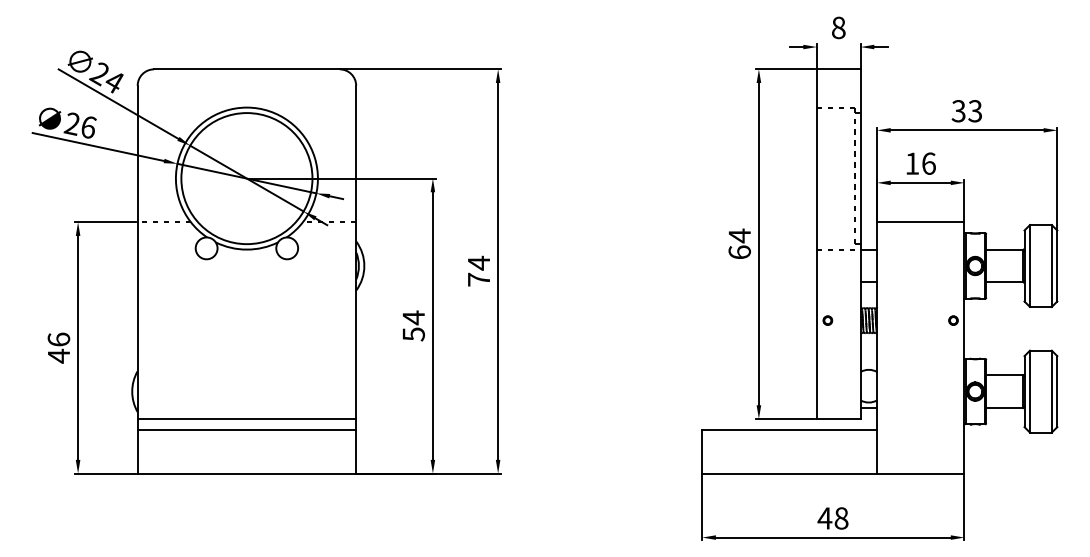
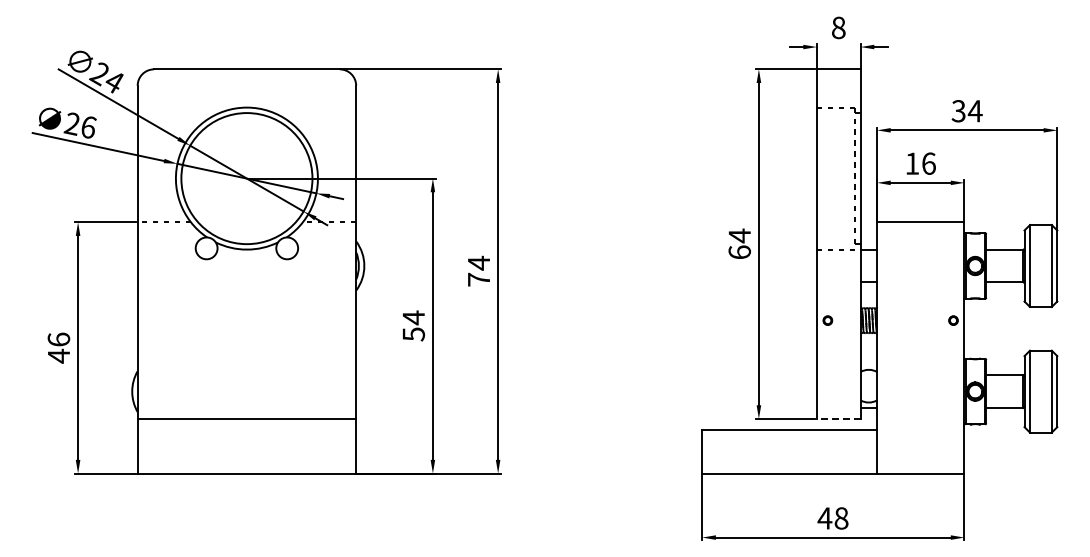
text: 33 -> 34 (974, 111)
line: solid -> dashed (838, 418)
line: present -> none (246, 429)
